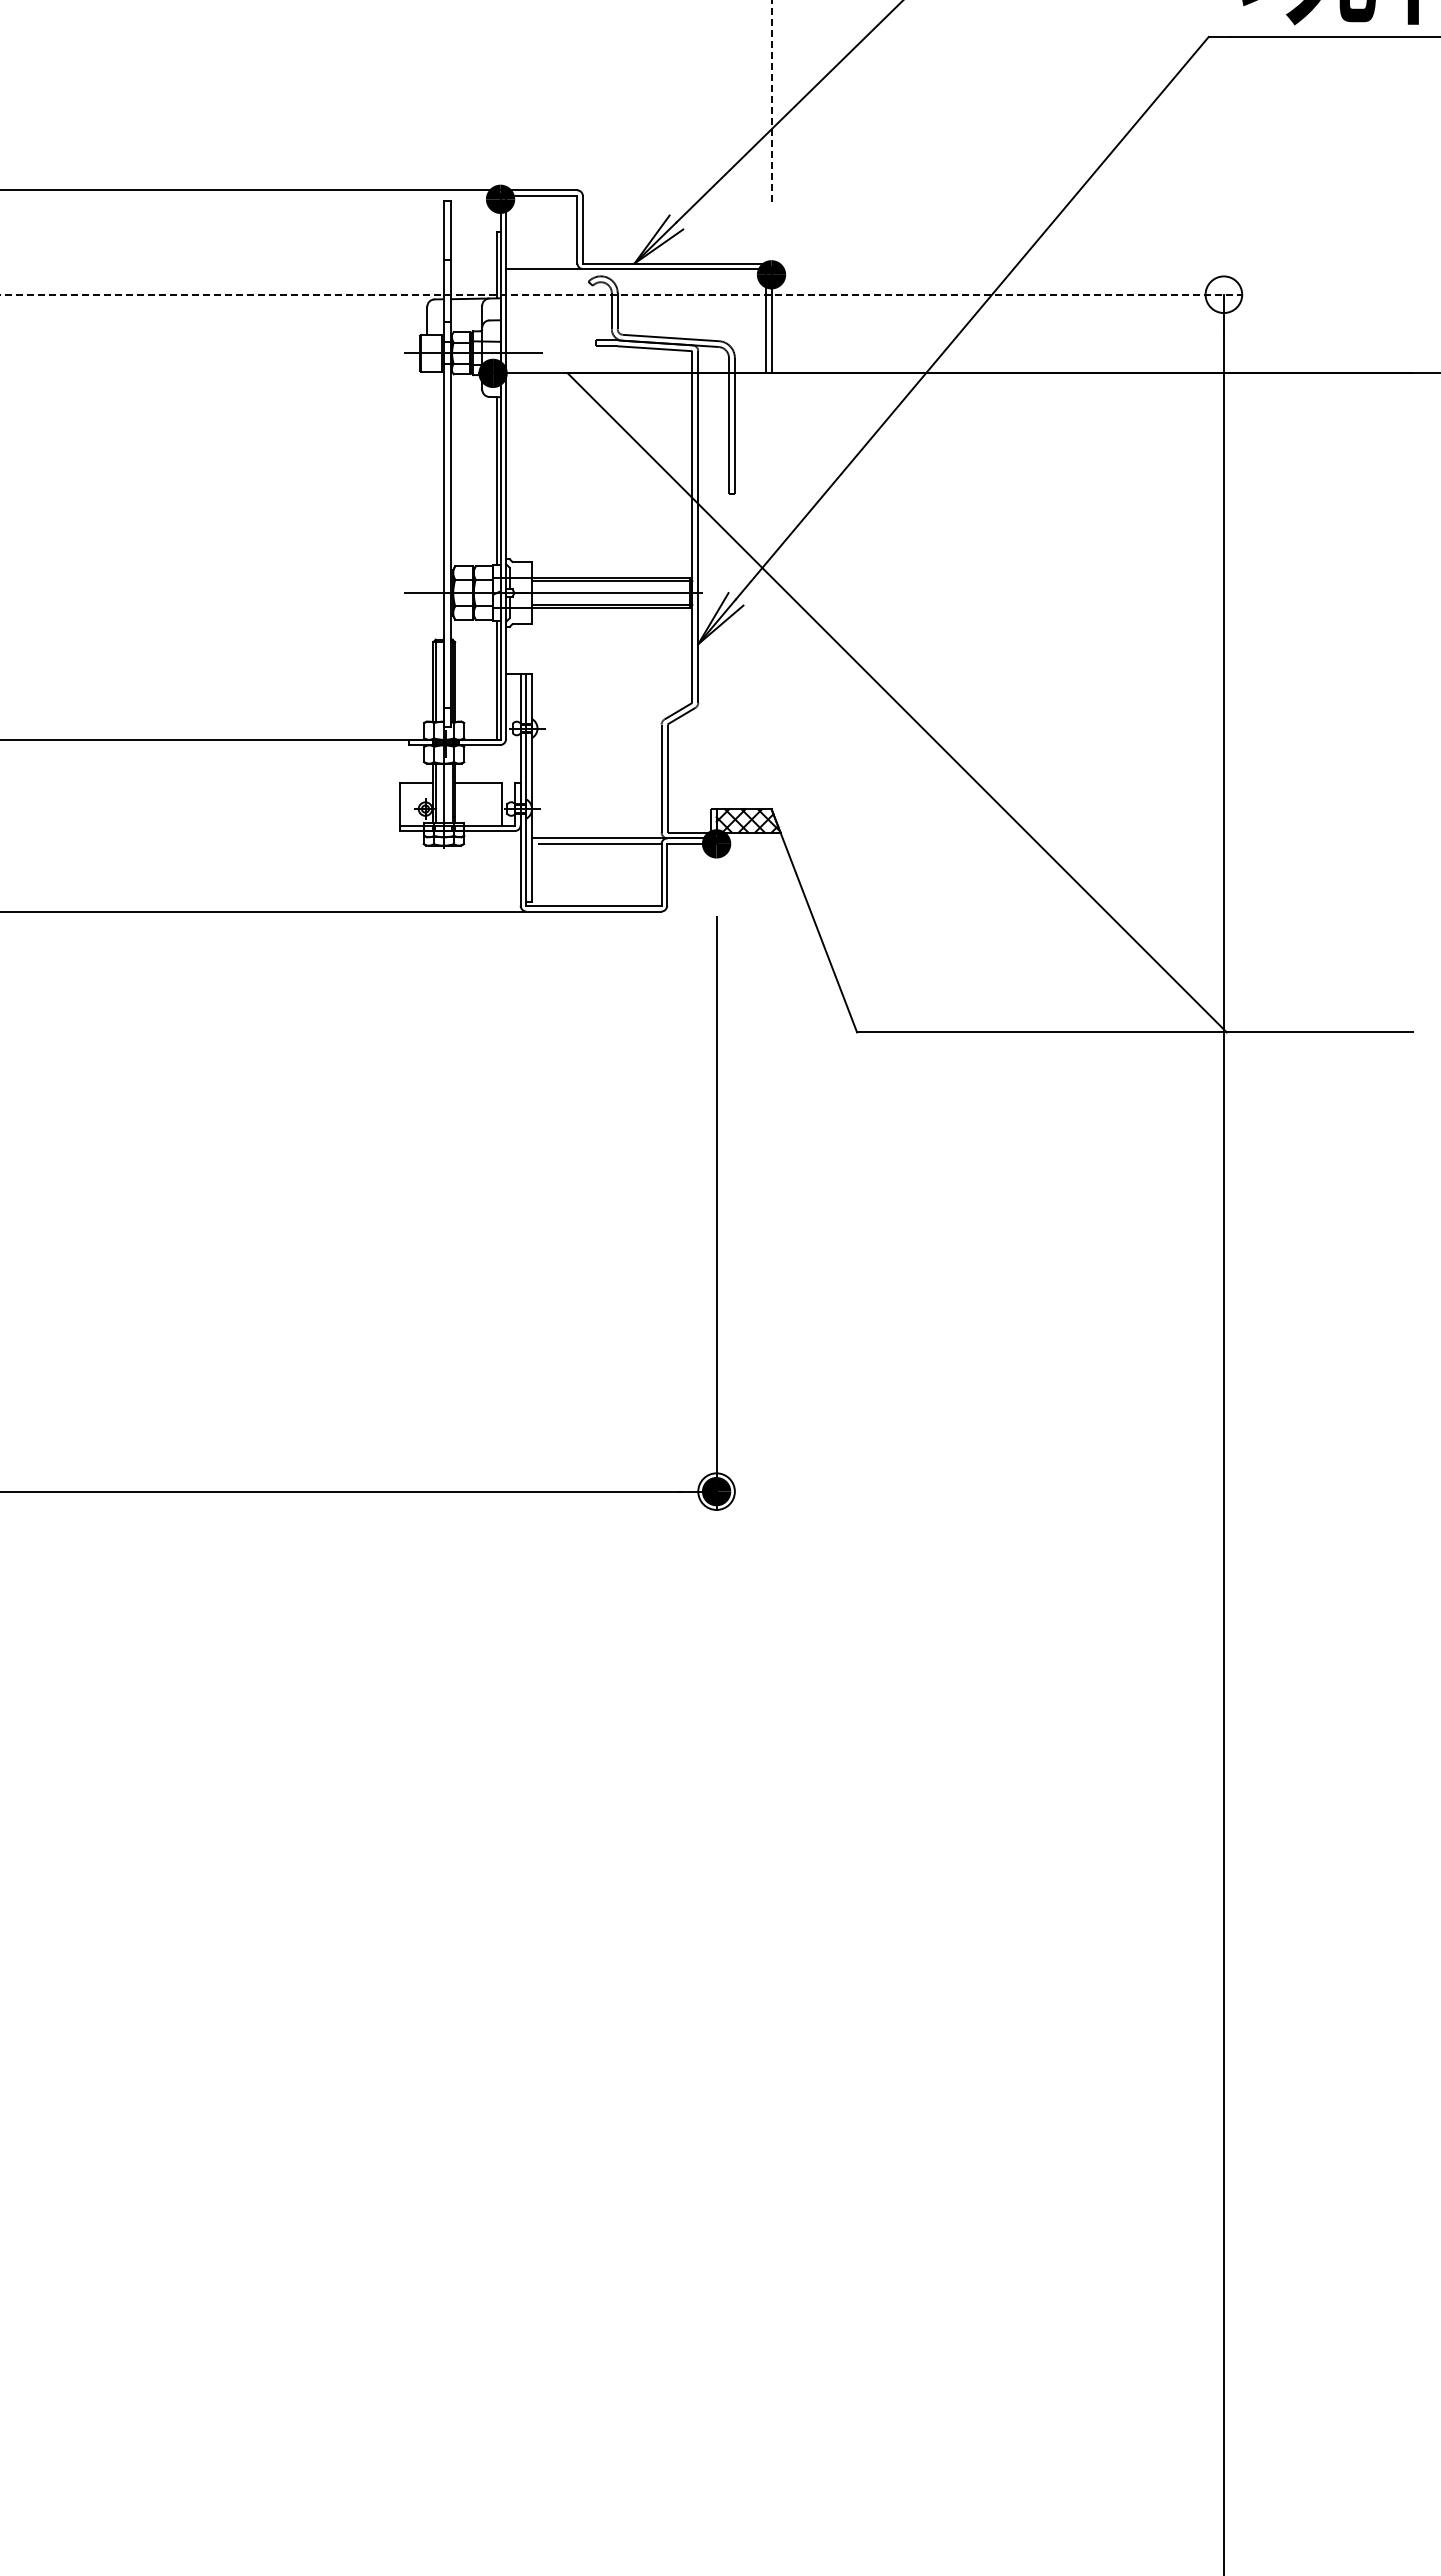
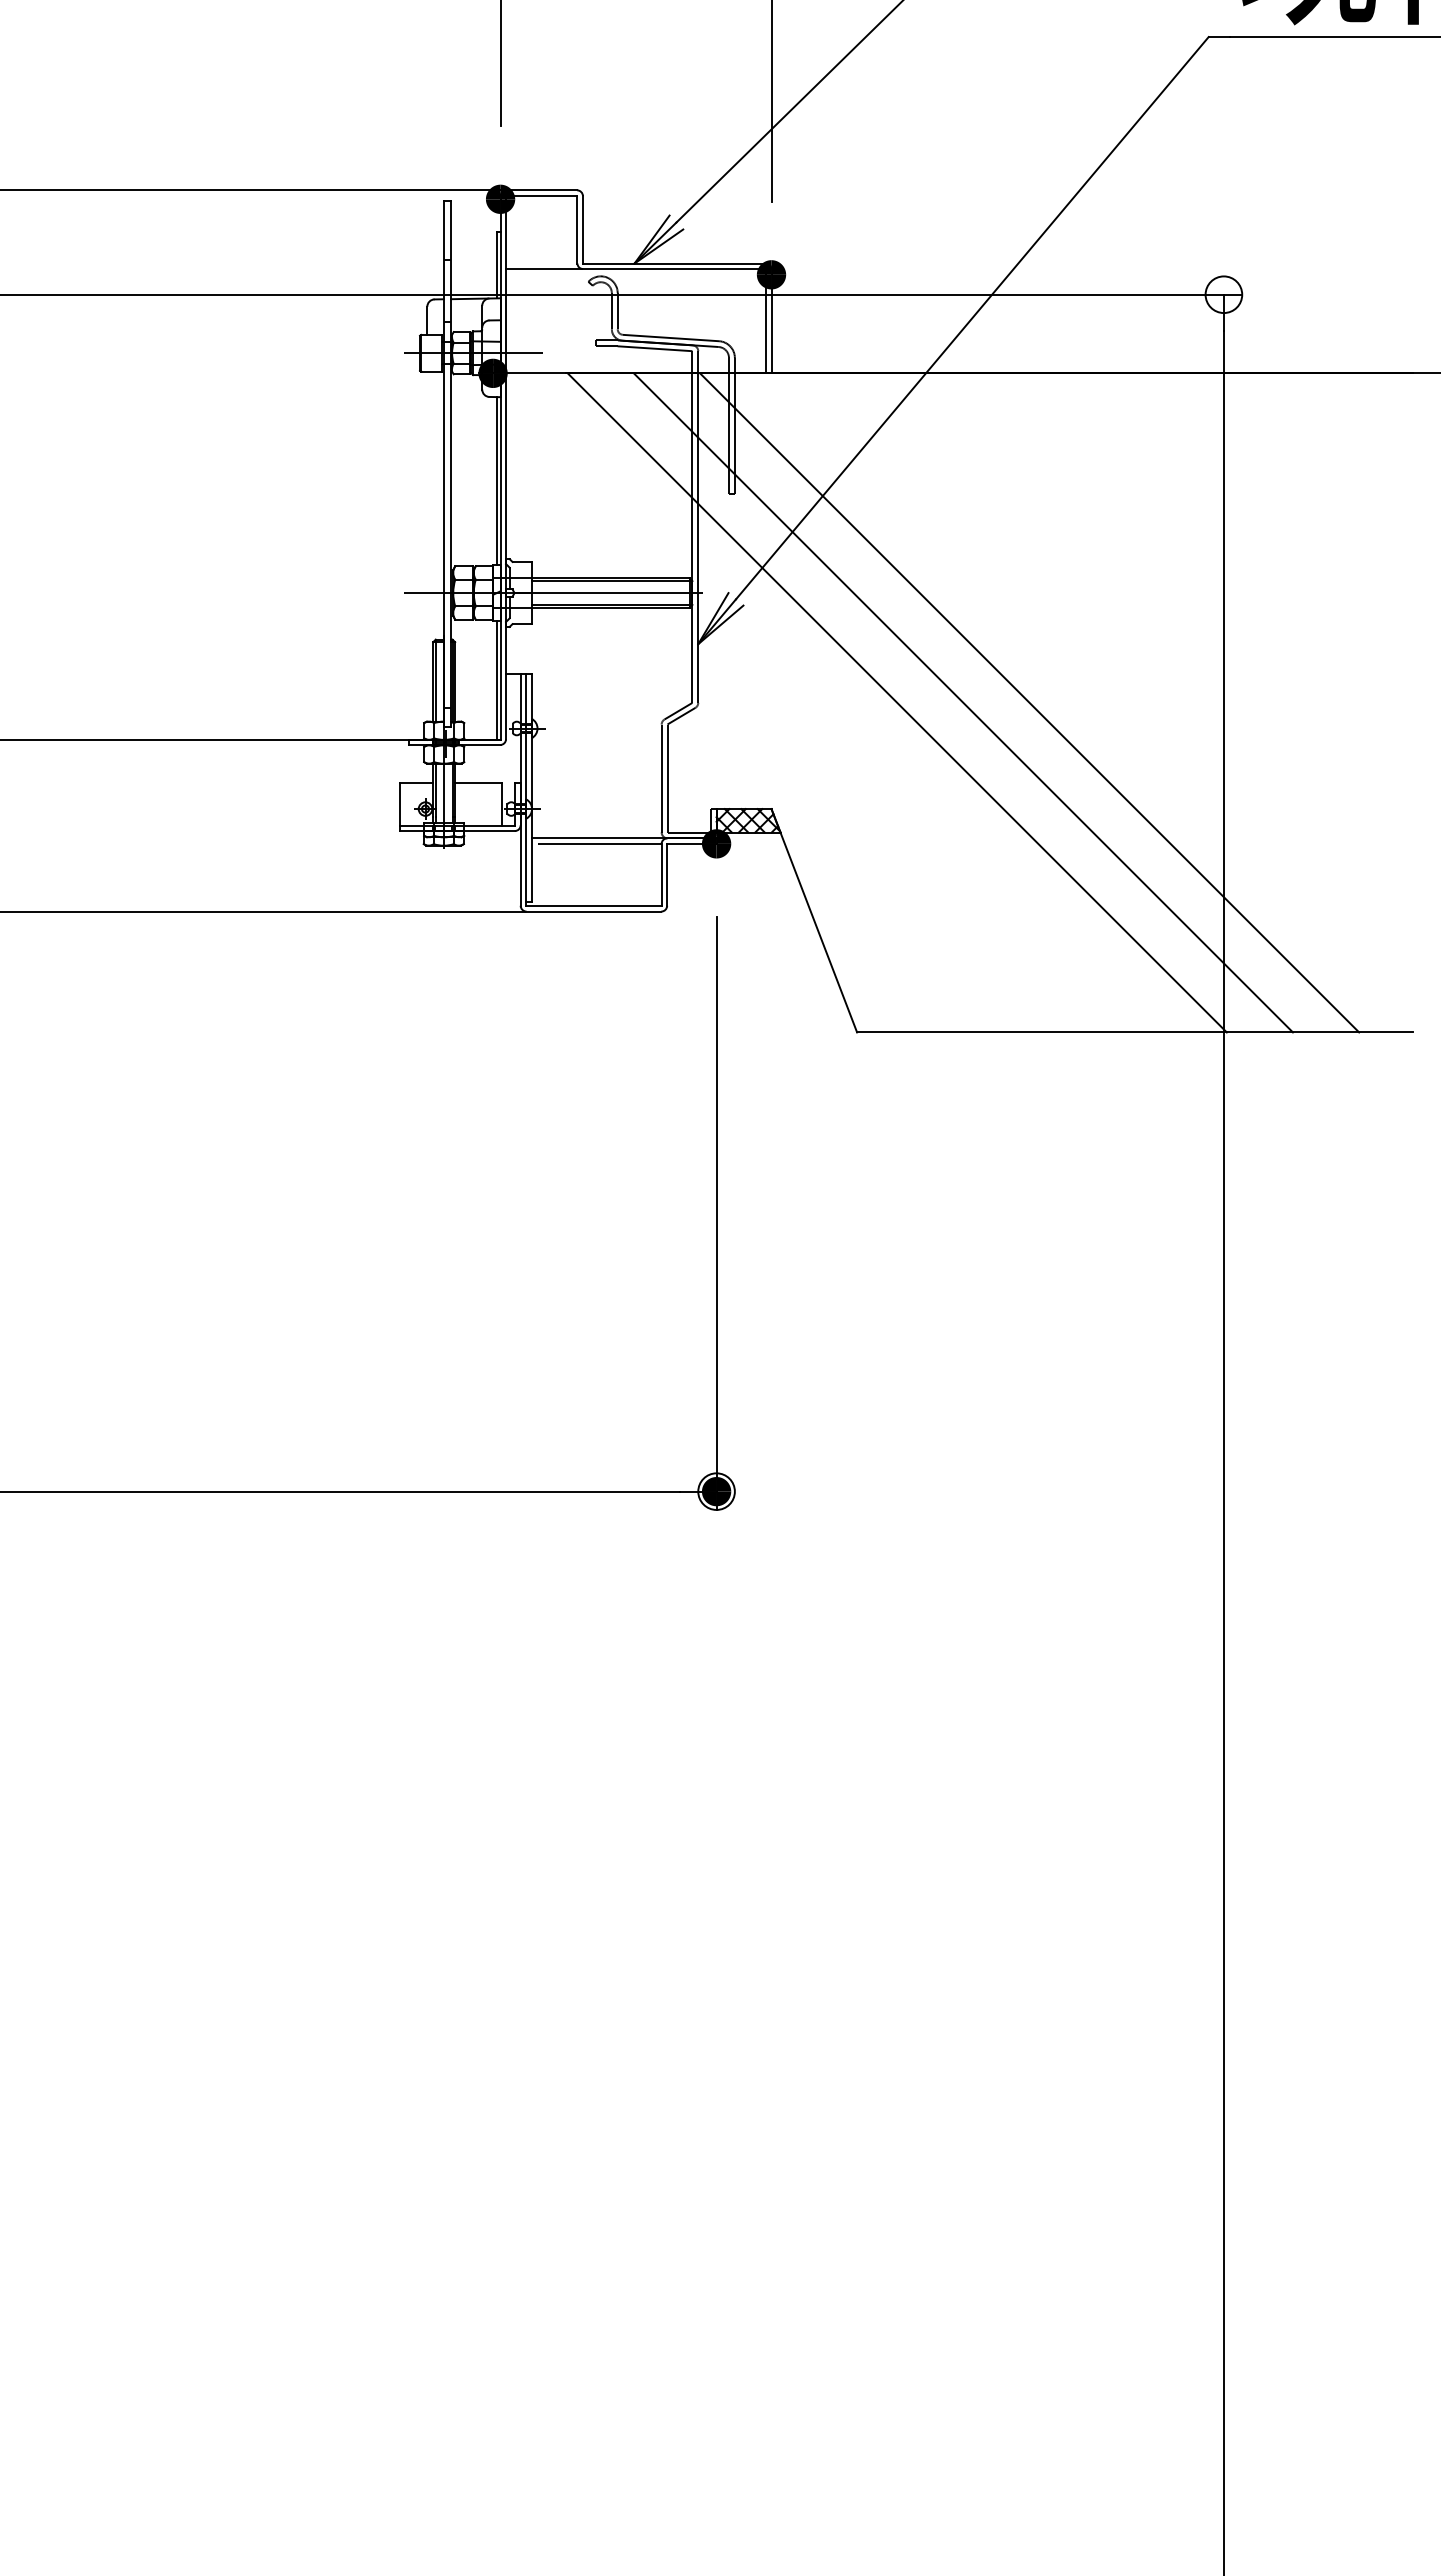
line: none -> present (500, 64)
line: dashed -> solid (771, 100)
line: dashed -> solid (621, 294)
line: none -> present (962, 702)
line: none -> present (1029, 702)
